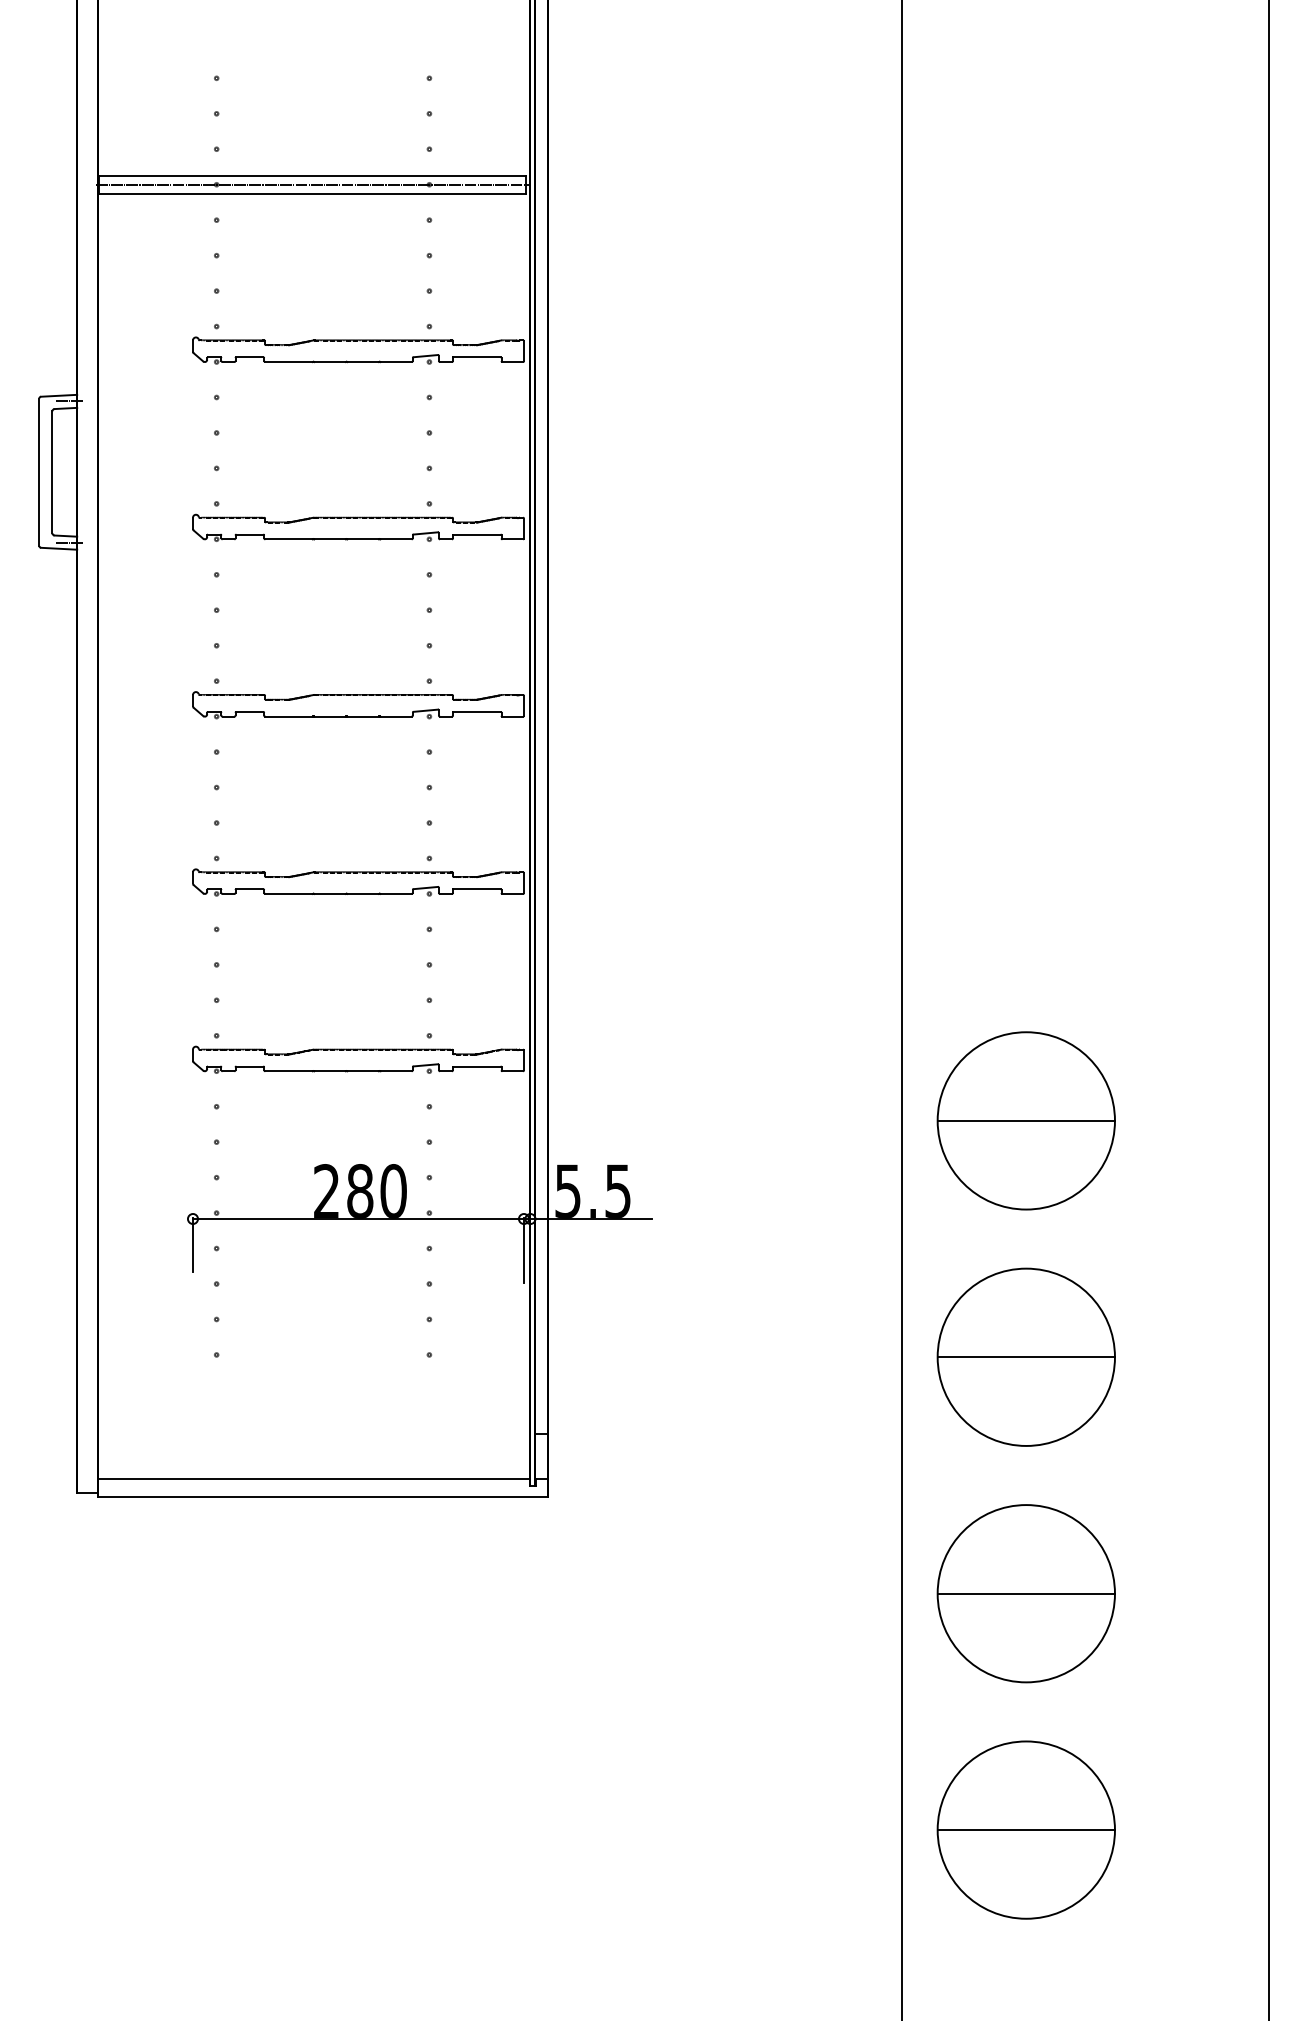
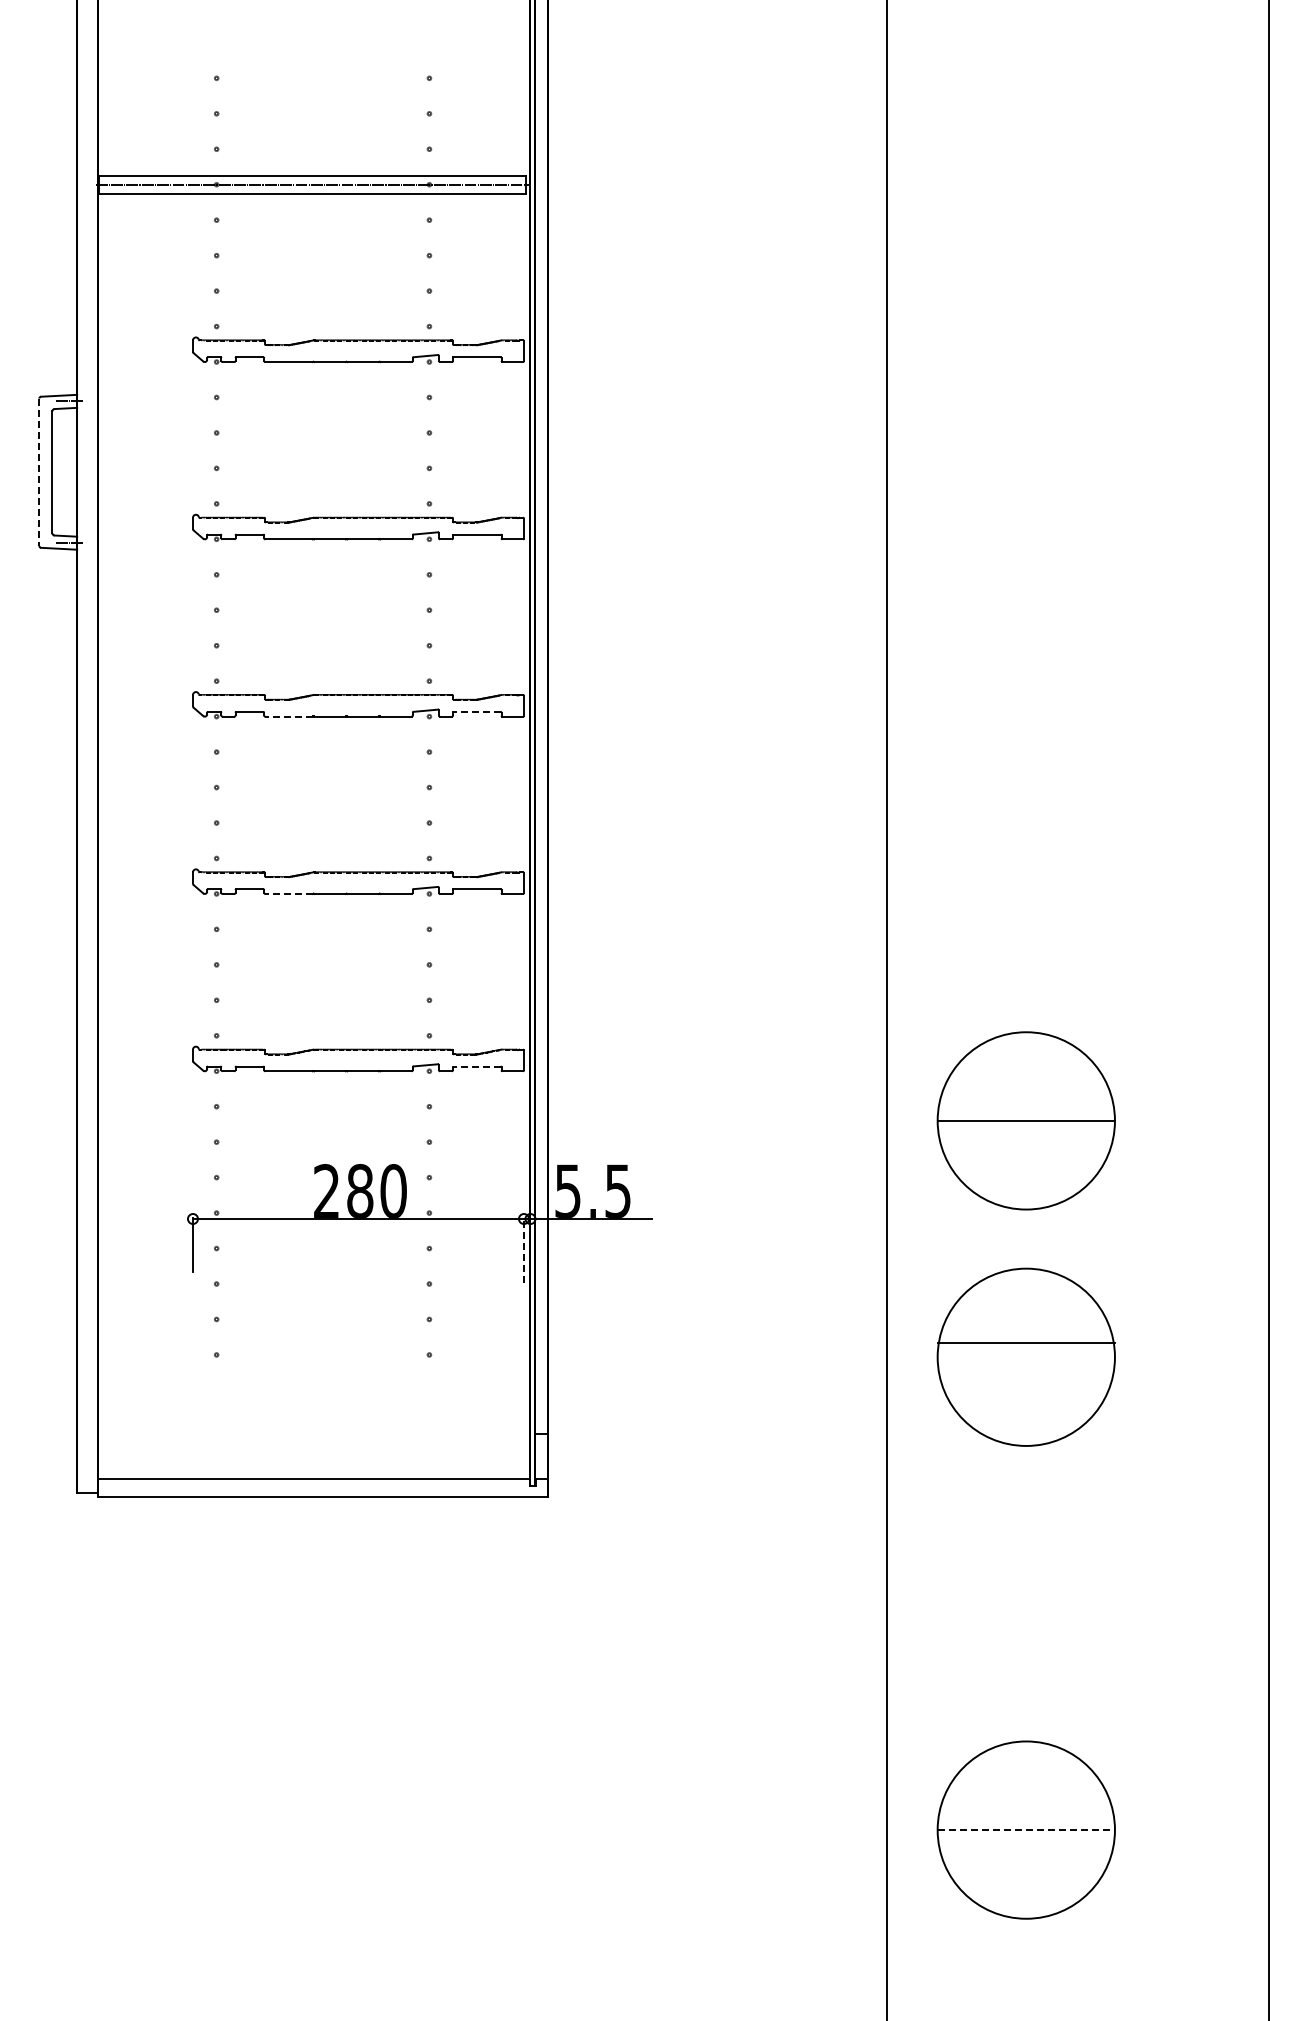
line: solid -> dashed (39, 472)
line: solid -> dashed (476, 711)
line: solid -> dashed (289, 716)
line: solid -> dashed (289, 893)
line position: (902, 1009) -> (887, 1009) (887, 1009)
line: solid -> dashed (476, 1066)
line: solid -> dashed (523, 1250)
line position: (1025, 1357) -> (1025, 1343) (1025, 1343)
part: present -> none (1025, 1593)
line: solid -> dashed (1026, 1830)
